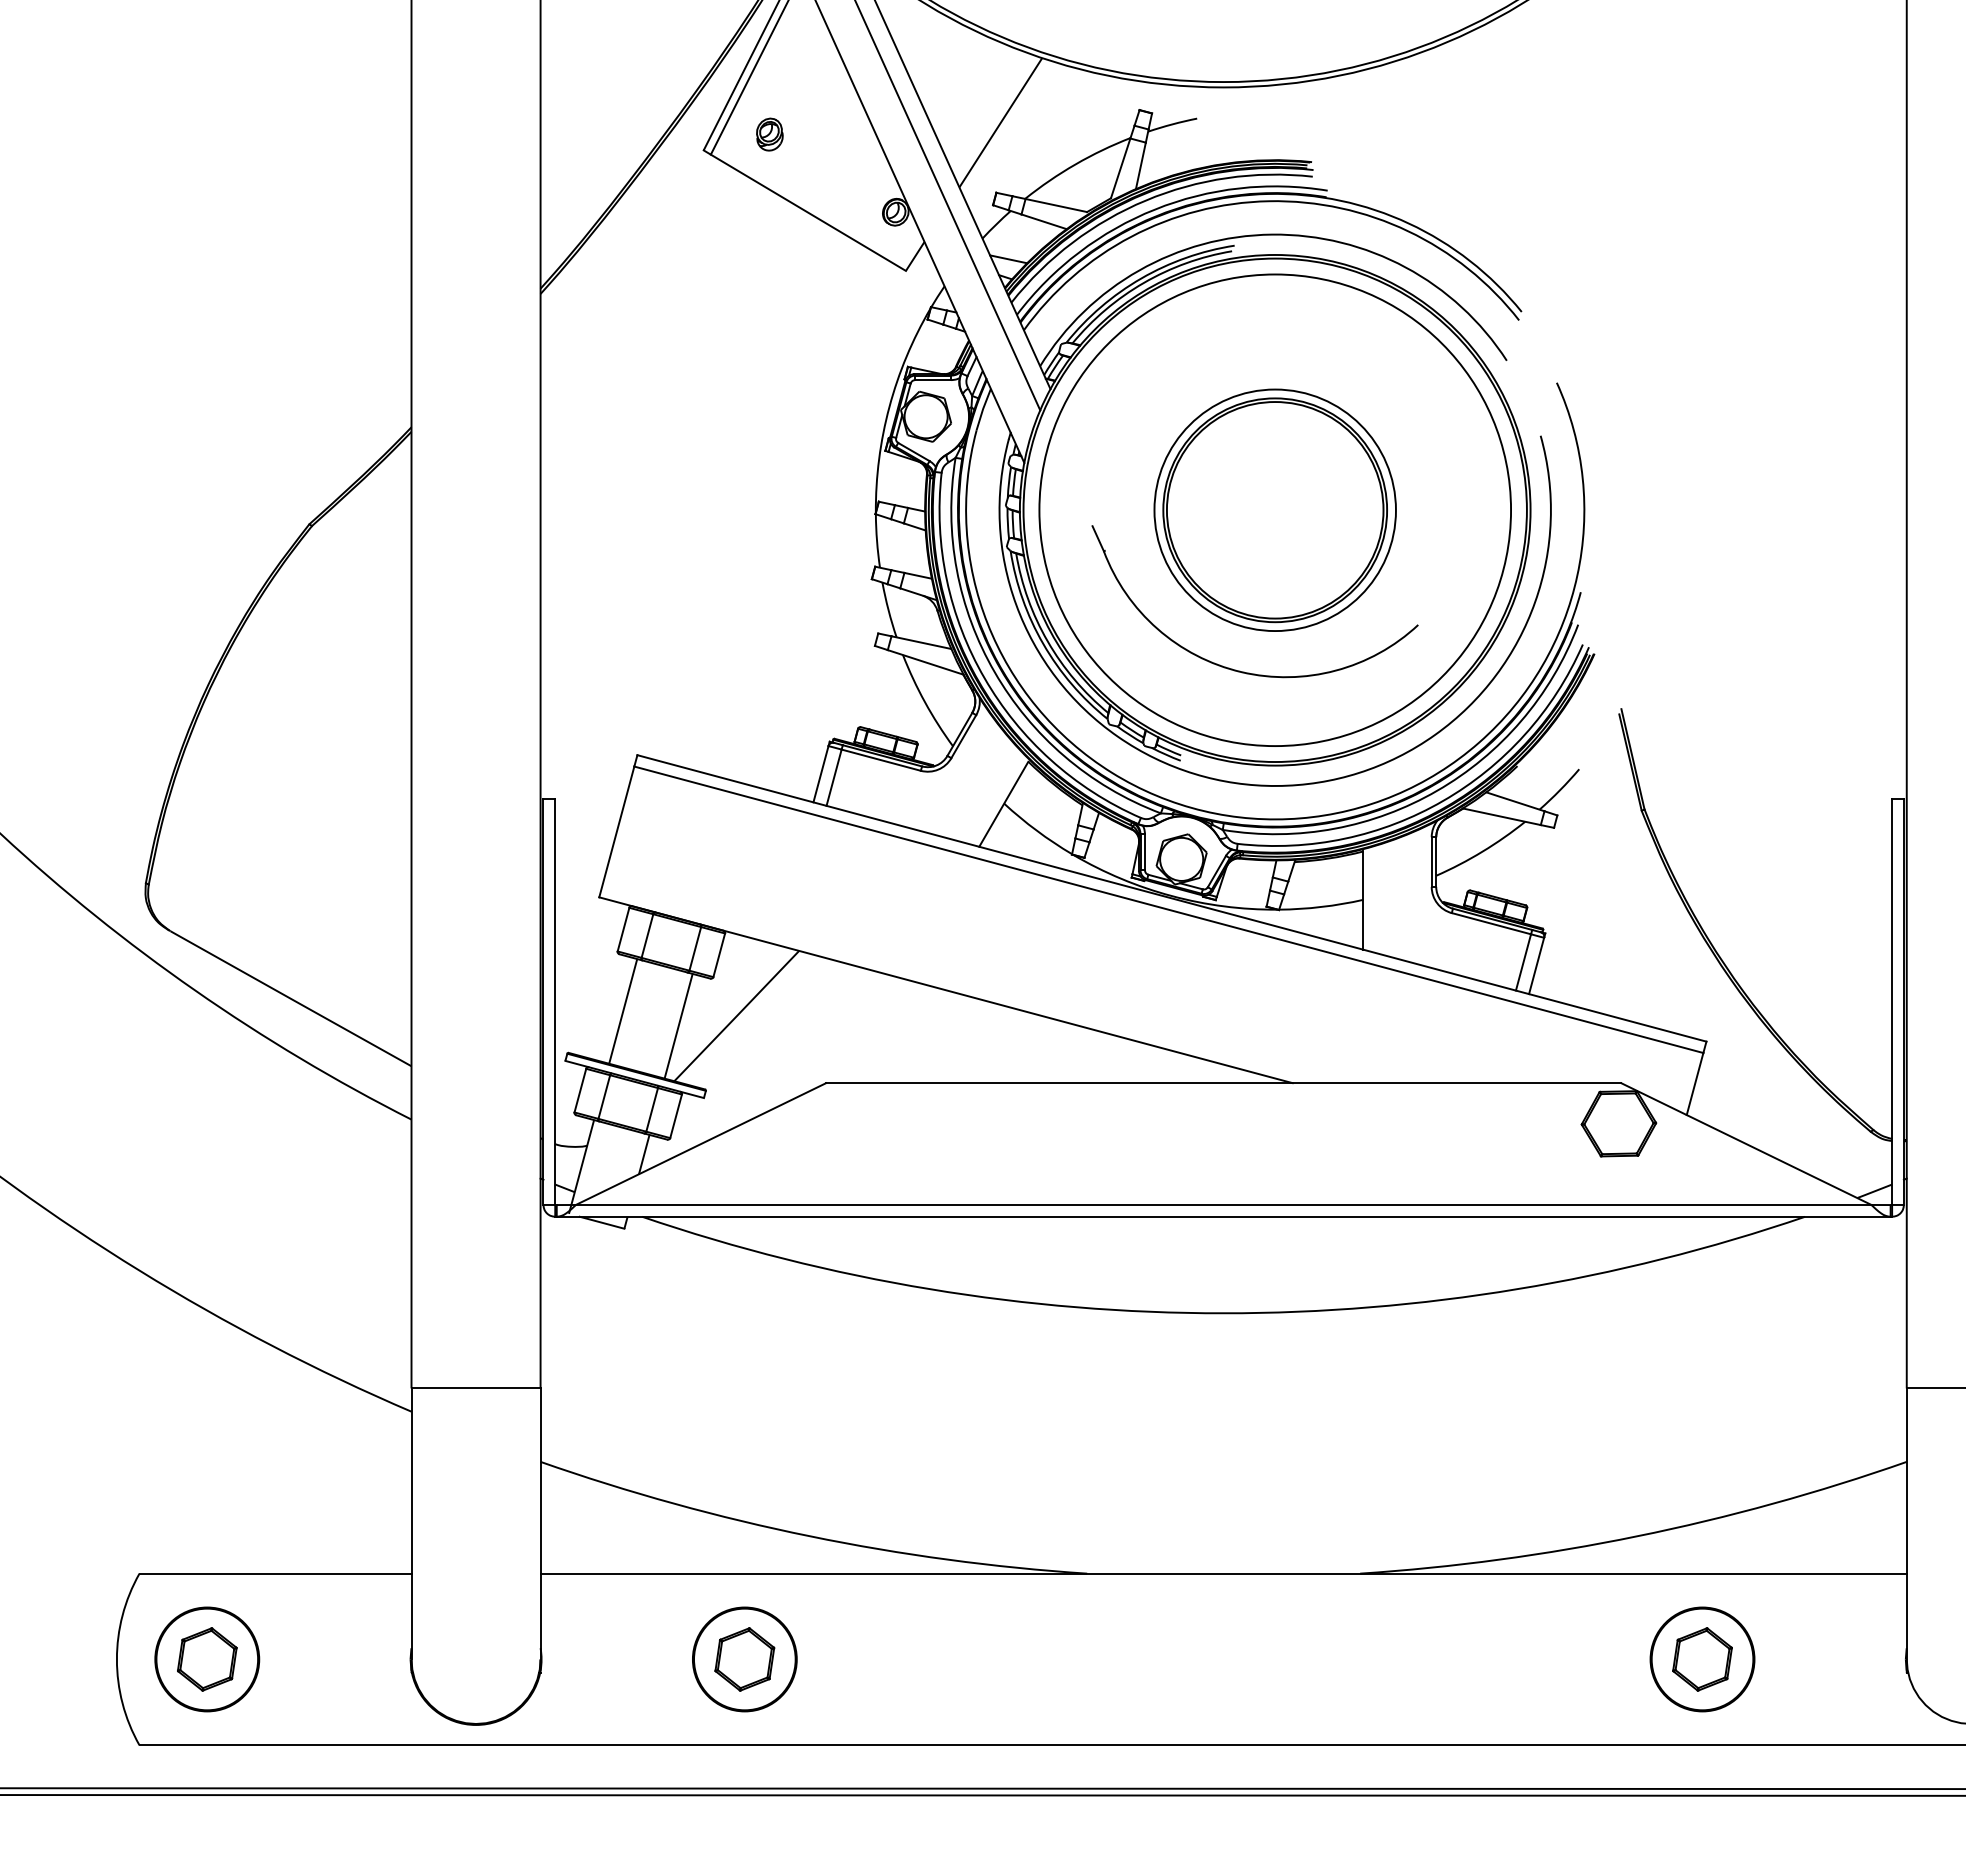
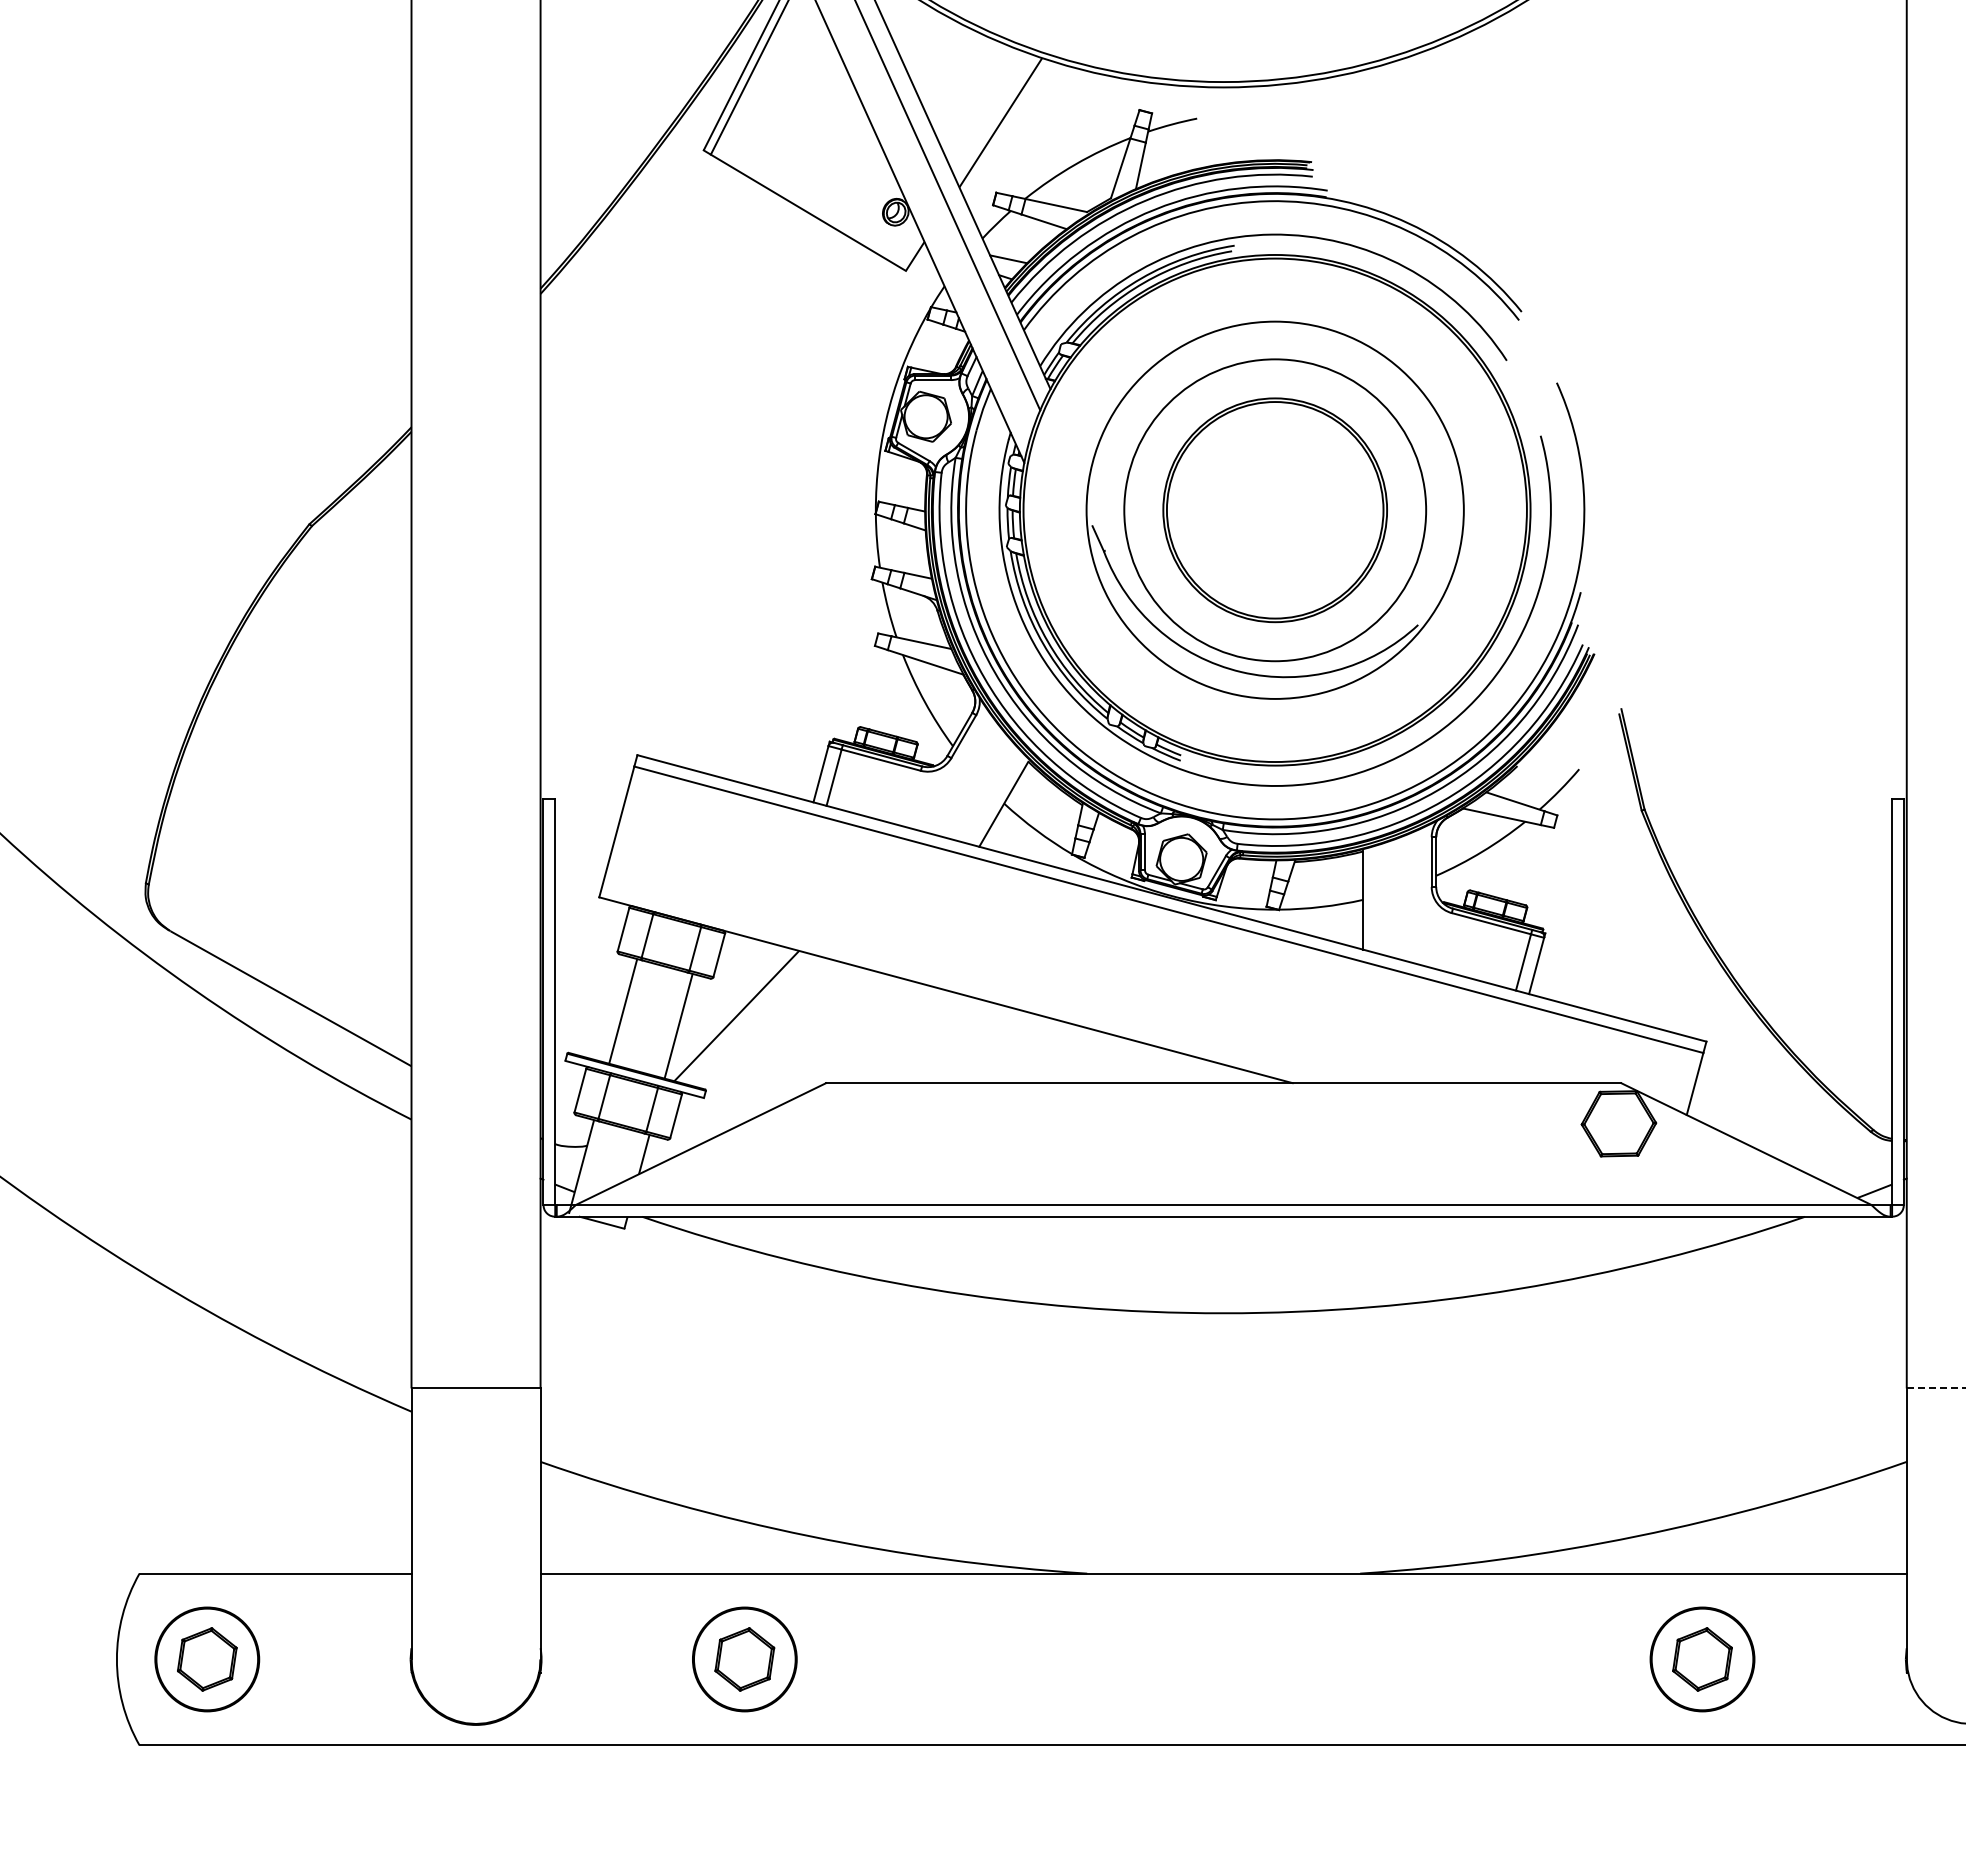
part: present -> none (769, 134)
circle diameter: 241 px -> 302 px (1275, 510)
circle diameter: 472 px -> 377 px (1274, 509)
line: solid -> dashed (1936, 1388)
line: present -> none (982, 1788)
line: present -> none (982, 1795)
